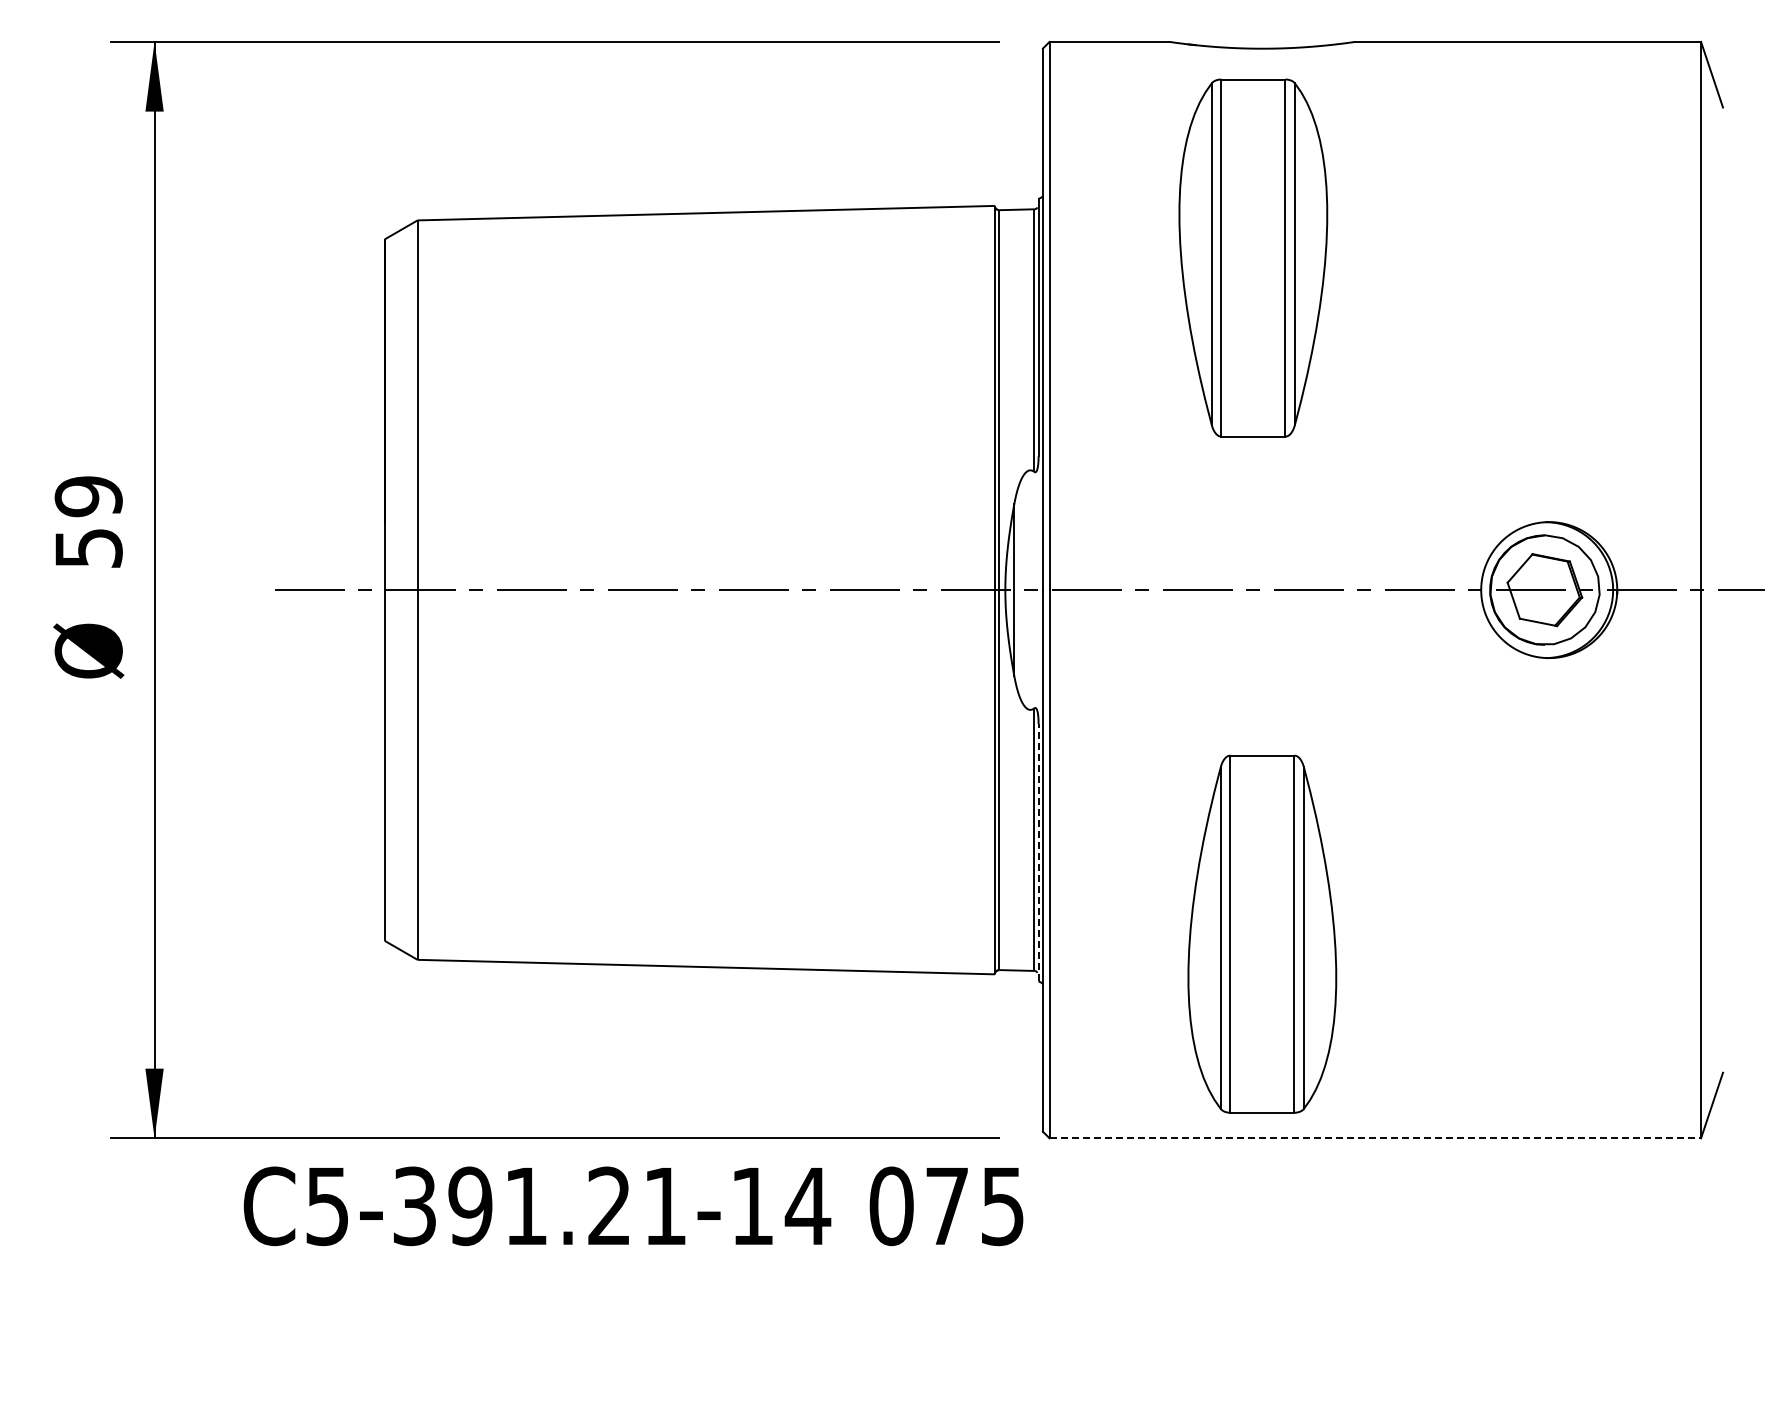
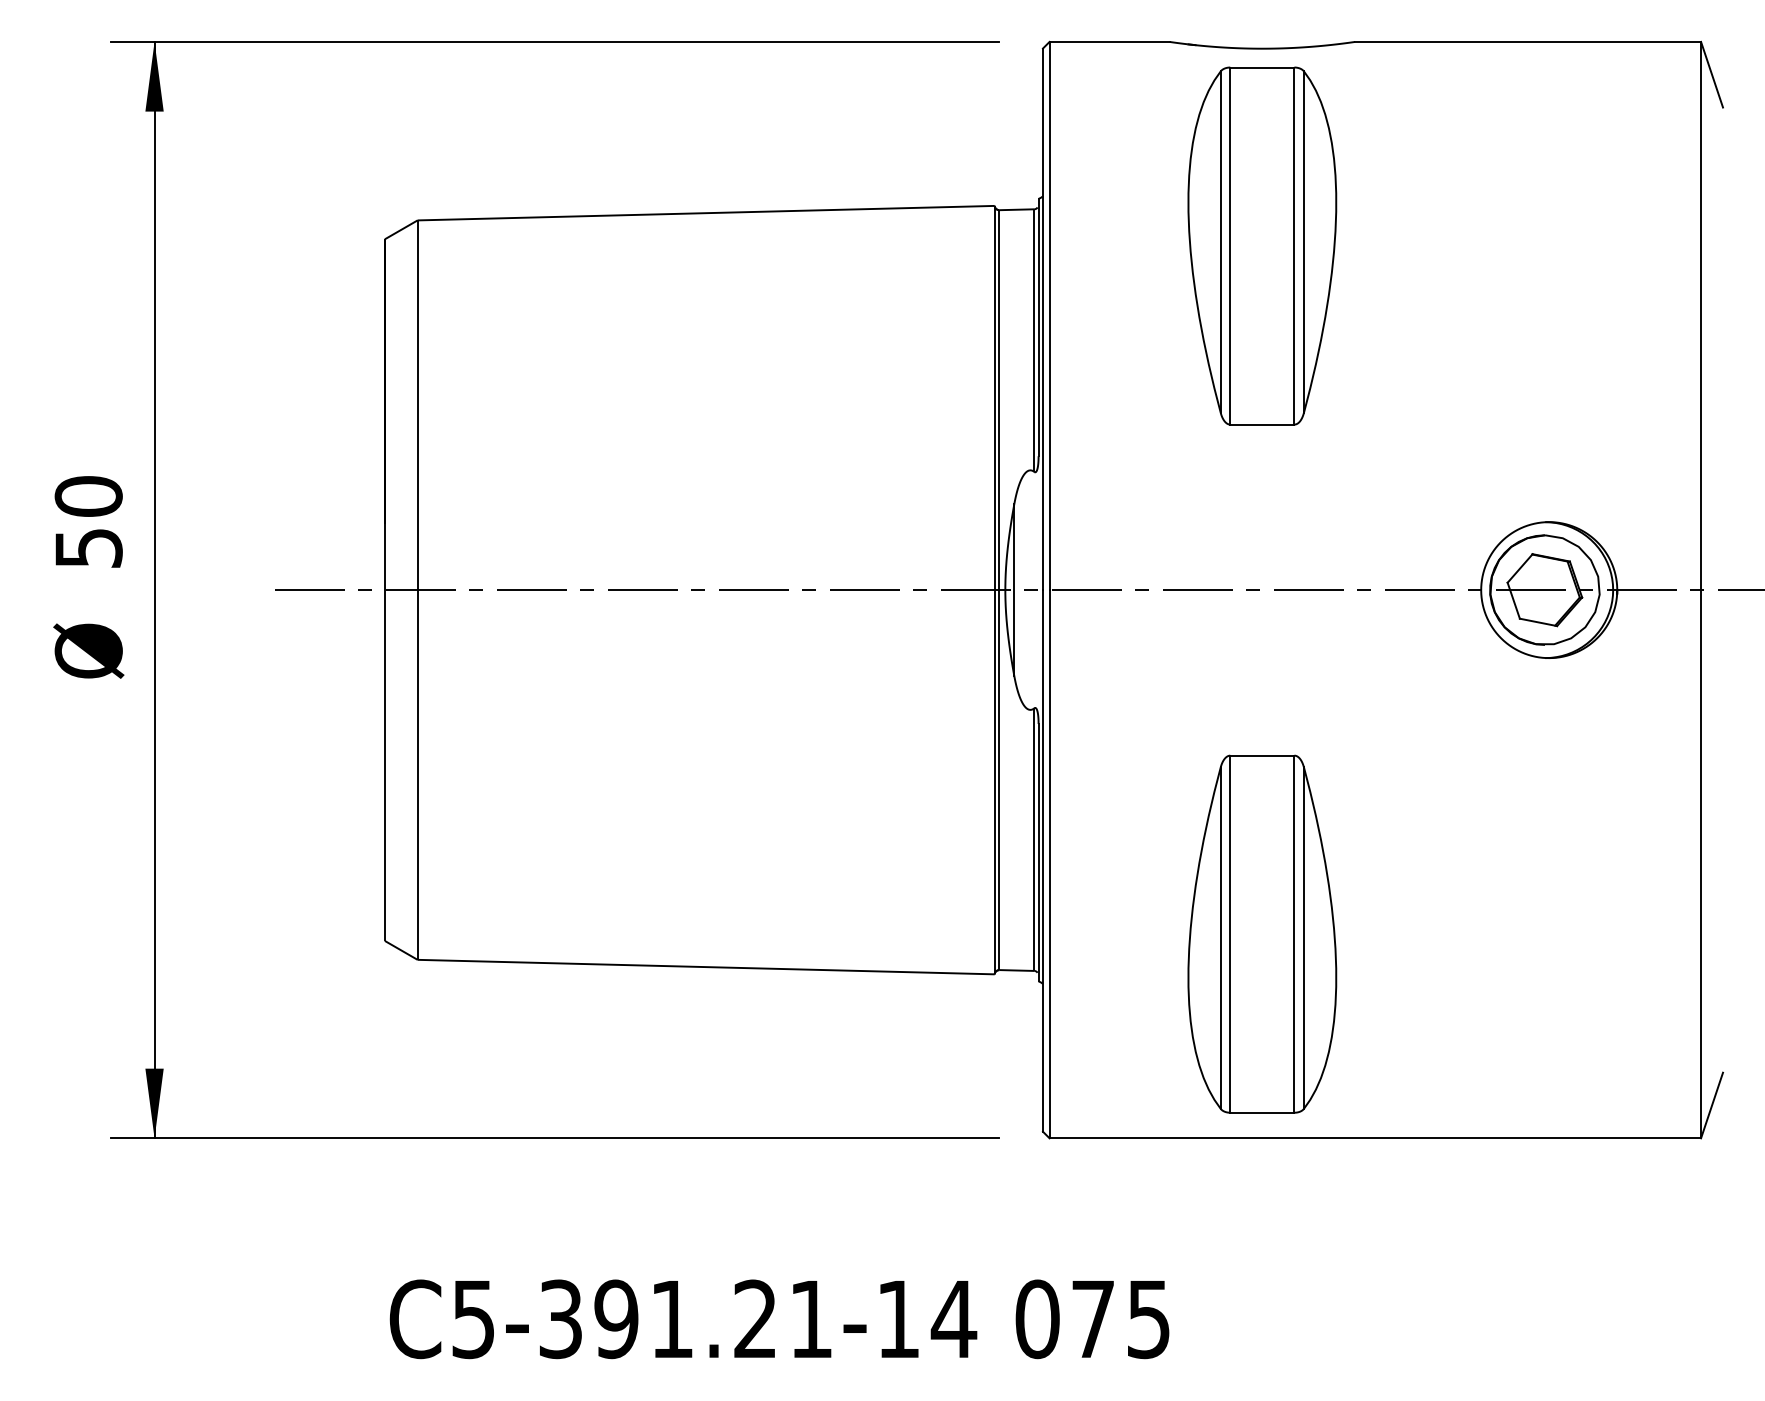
part position: (1253, 257) -> (1262, 245) (1262, 245)
text: 59 -> 50 (88, 496)
line: dashed -> solid (1038, 852)
line: dashed -> solid (1375, 1138)
text position: (633, 1206) -> (779, 1319) (779, 1319)
